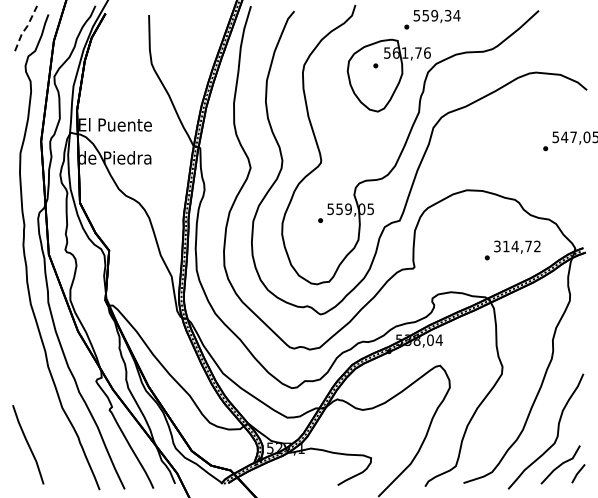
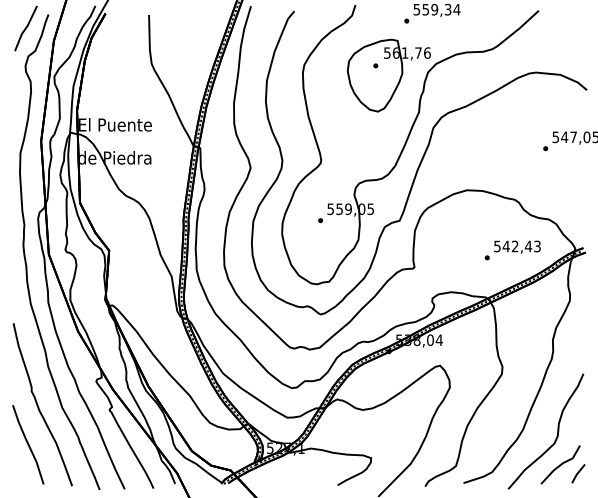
text position: (432, 19) -> (432, 13) (432, 13)
line: dashed -> solid (25, 28)
text: 314,72 -> 542,43 (517, 246)
curve: none -> present (38, 404)
